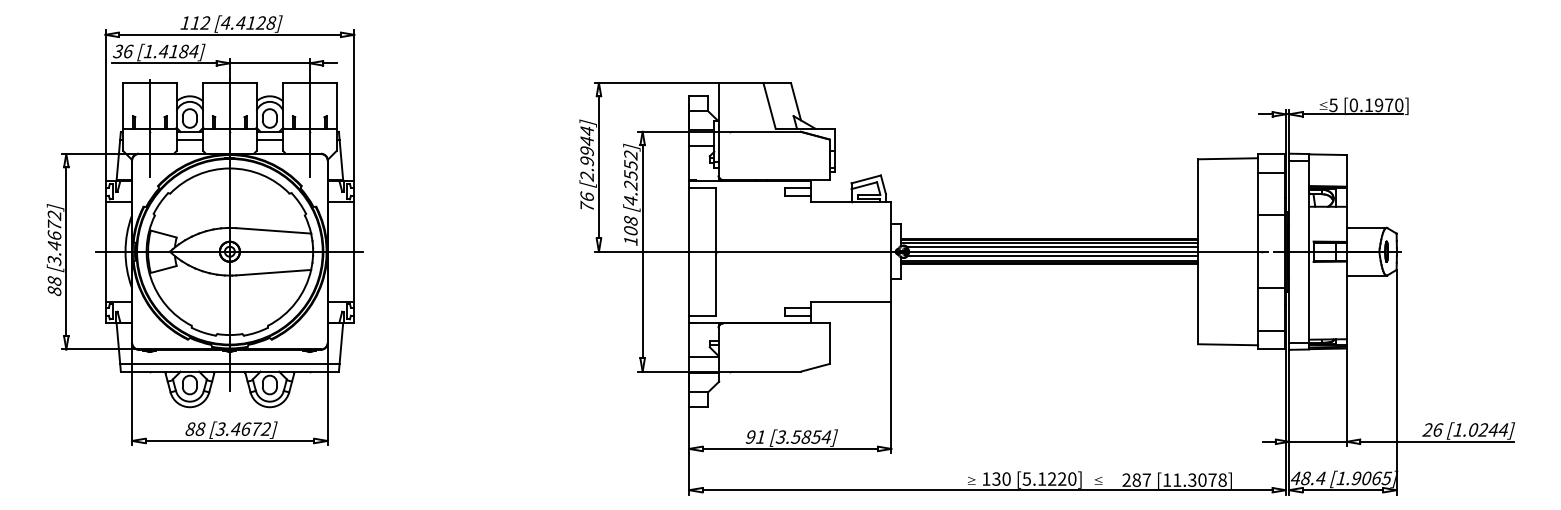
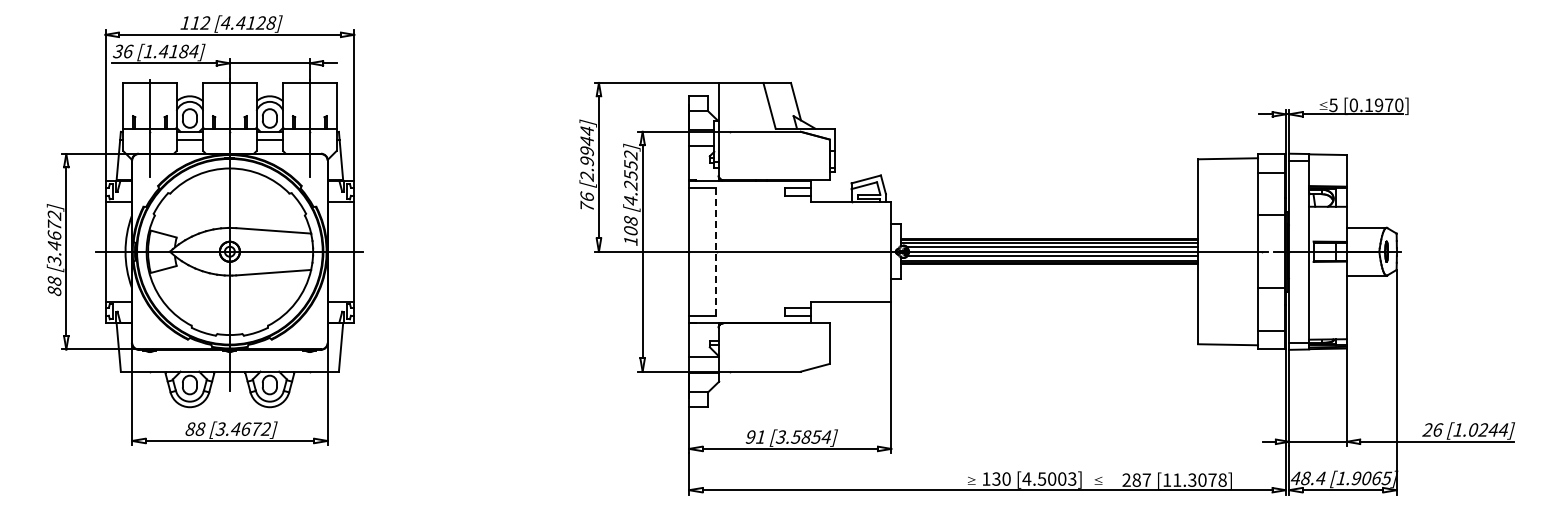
line: solid -> dashed (715, 251)
line: present -> none (229, 363)
text: [5.1220] -> [4.5003] (1049, 478)
